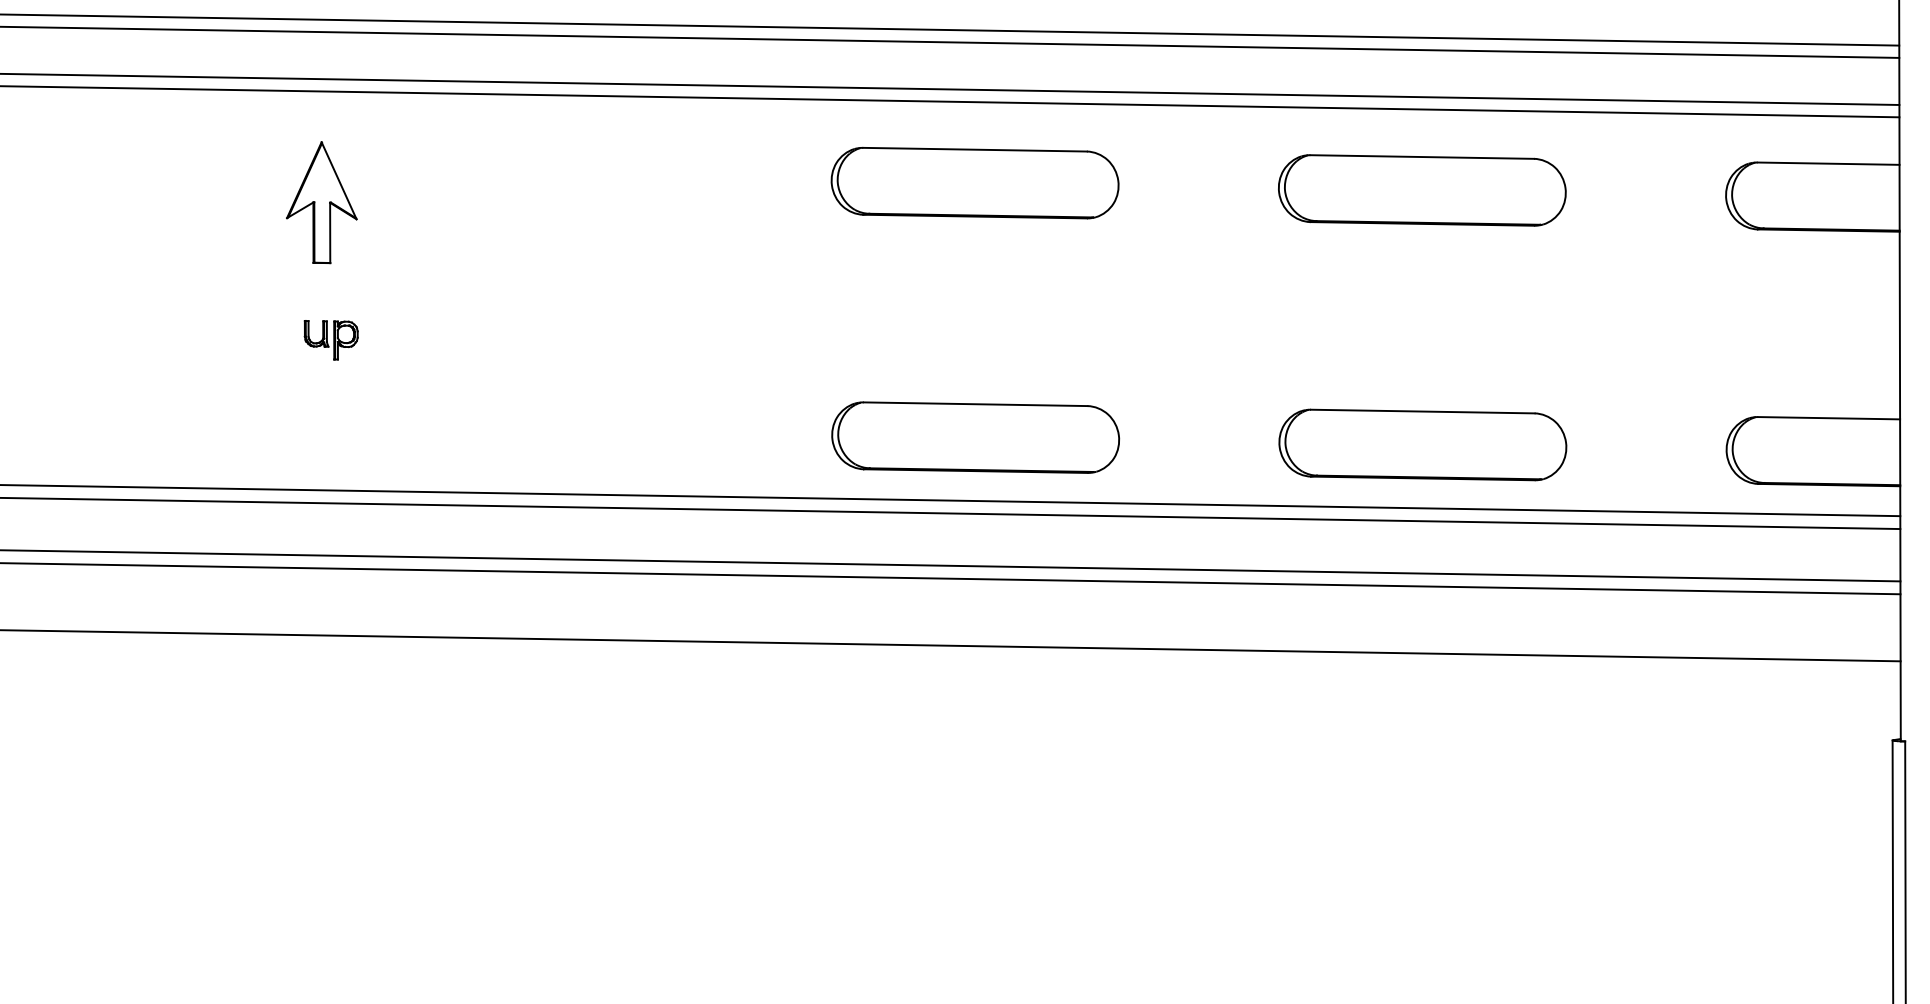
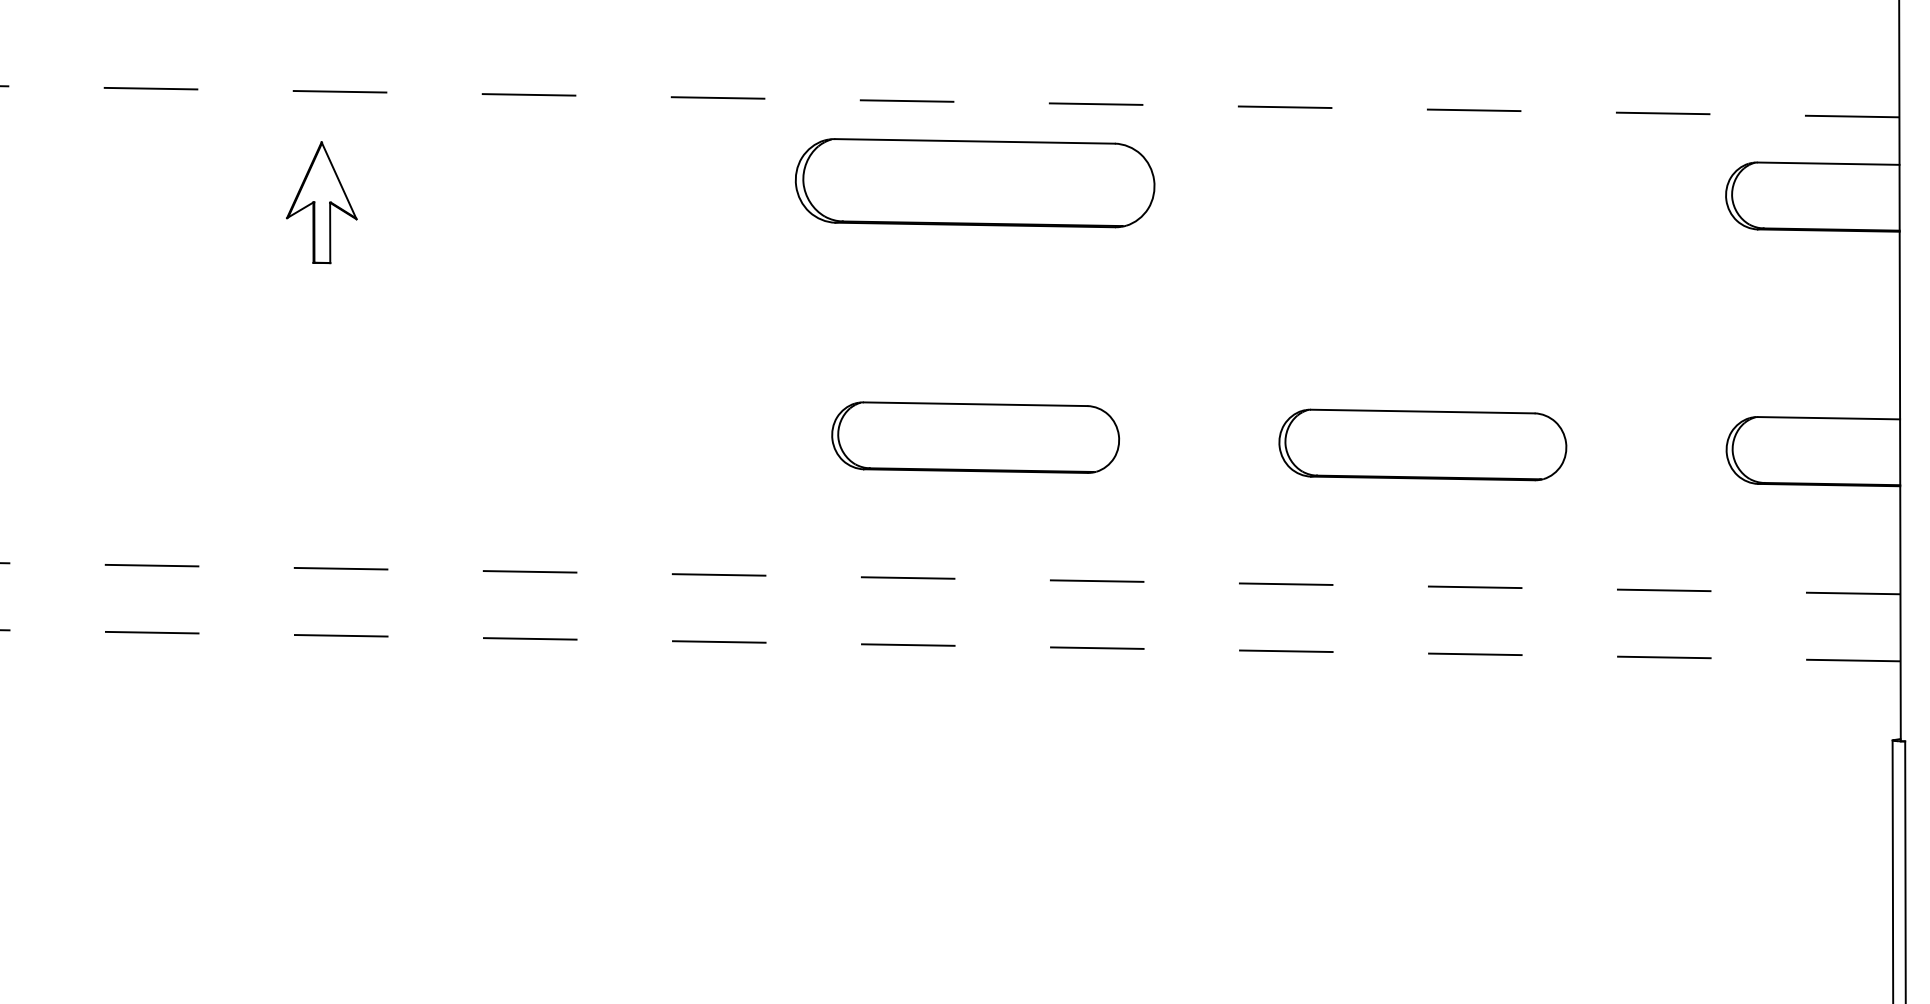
line: present -> none (950, 29)
line: present -> none (950, 41)
line: present -> none (950, 88)
line: solid -> dashed (949, 101)
part size: 290x74 px -> 362x91 px (974, 183)
part: present -> none (1422, 190)
part: present -> none (330, 340)
line: present -> none (951, 500)
line: present -> none (951, 513)
line: present -> none (951, 565)
line: solid -> dashed (950, 578)
line: solid -> dashed (949, 645)
